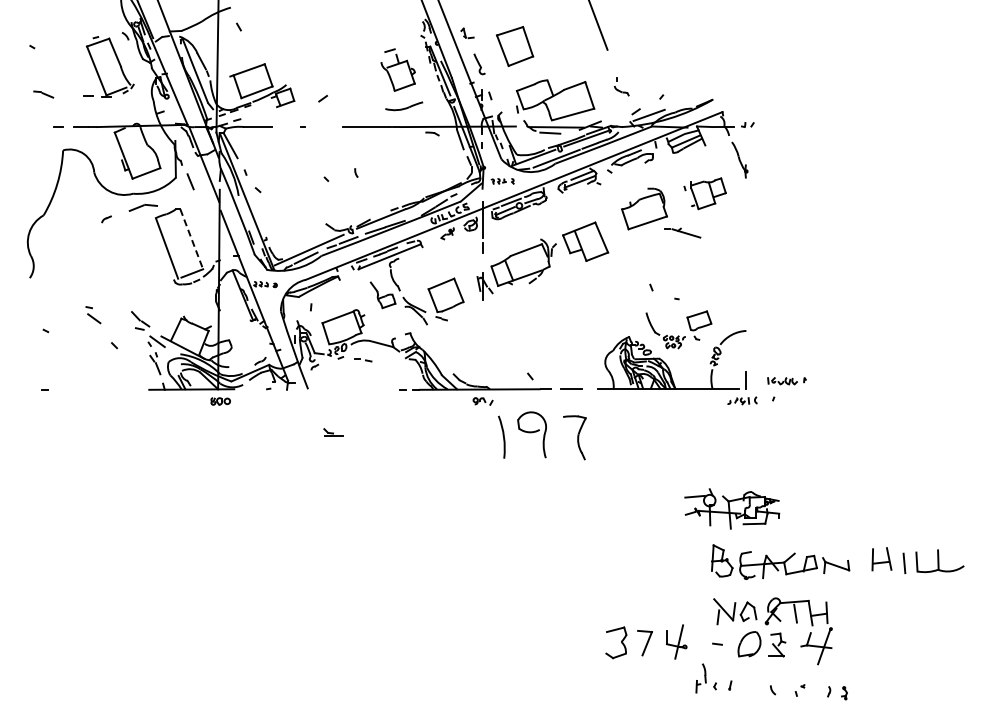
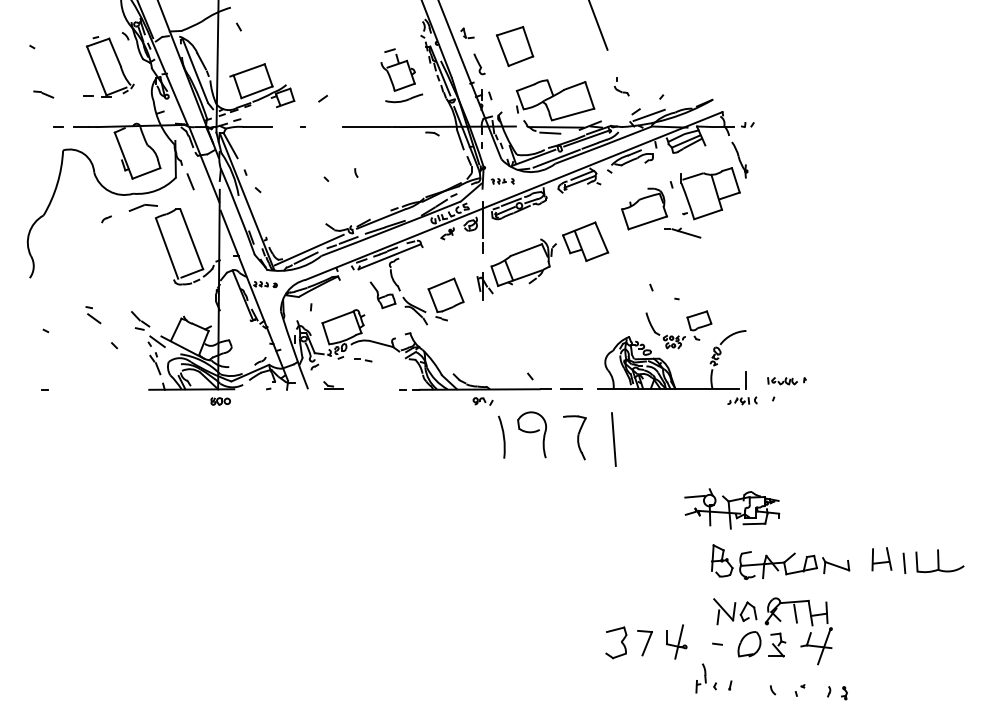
part position: (404, 106) -> (404, 98) (404, 98)
part size: 44x34 px -> 72x54 px (704, 193)
line: dashed -> solid (191, 239)
part position: (333, 432) -> (333, 385) (333, 385)
line: none -> present (613, 439)
